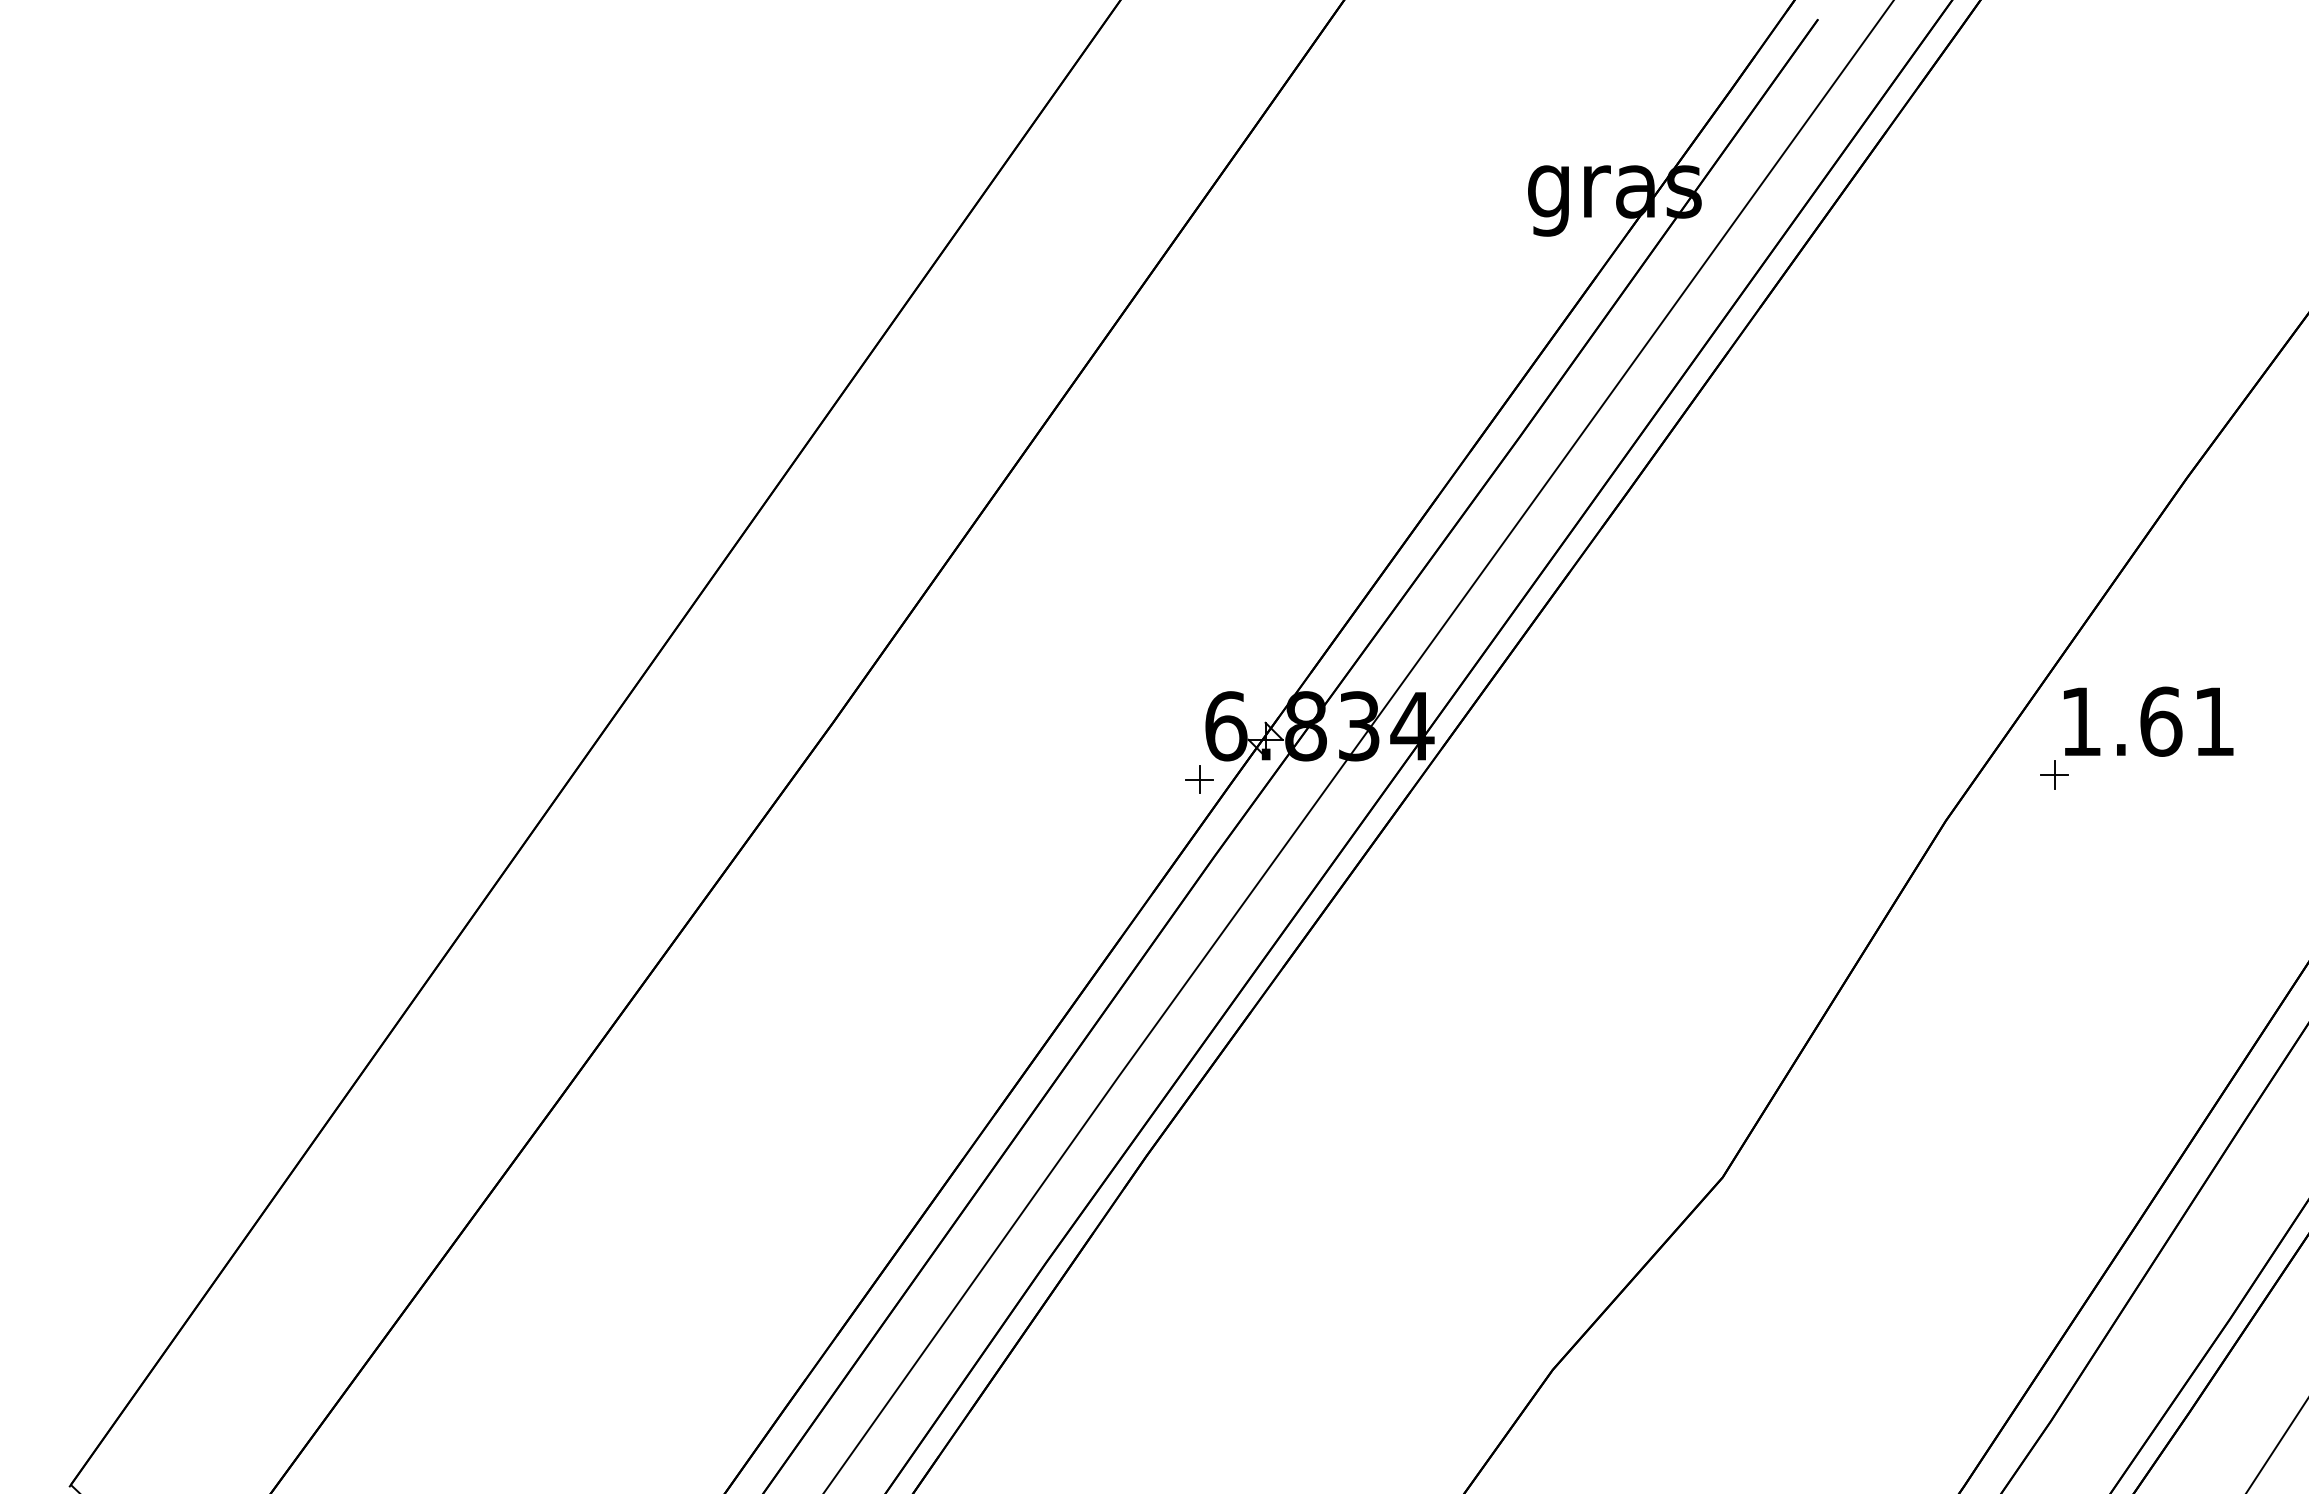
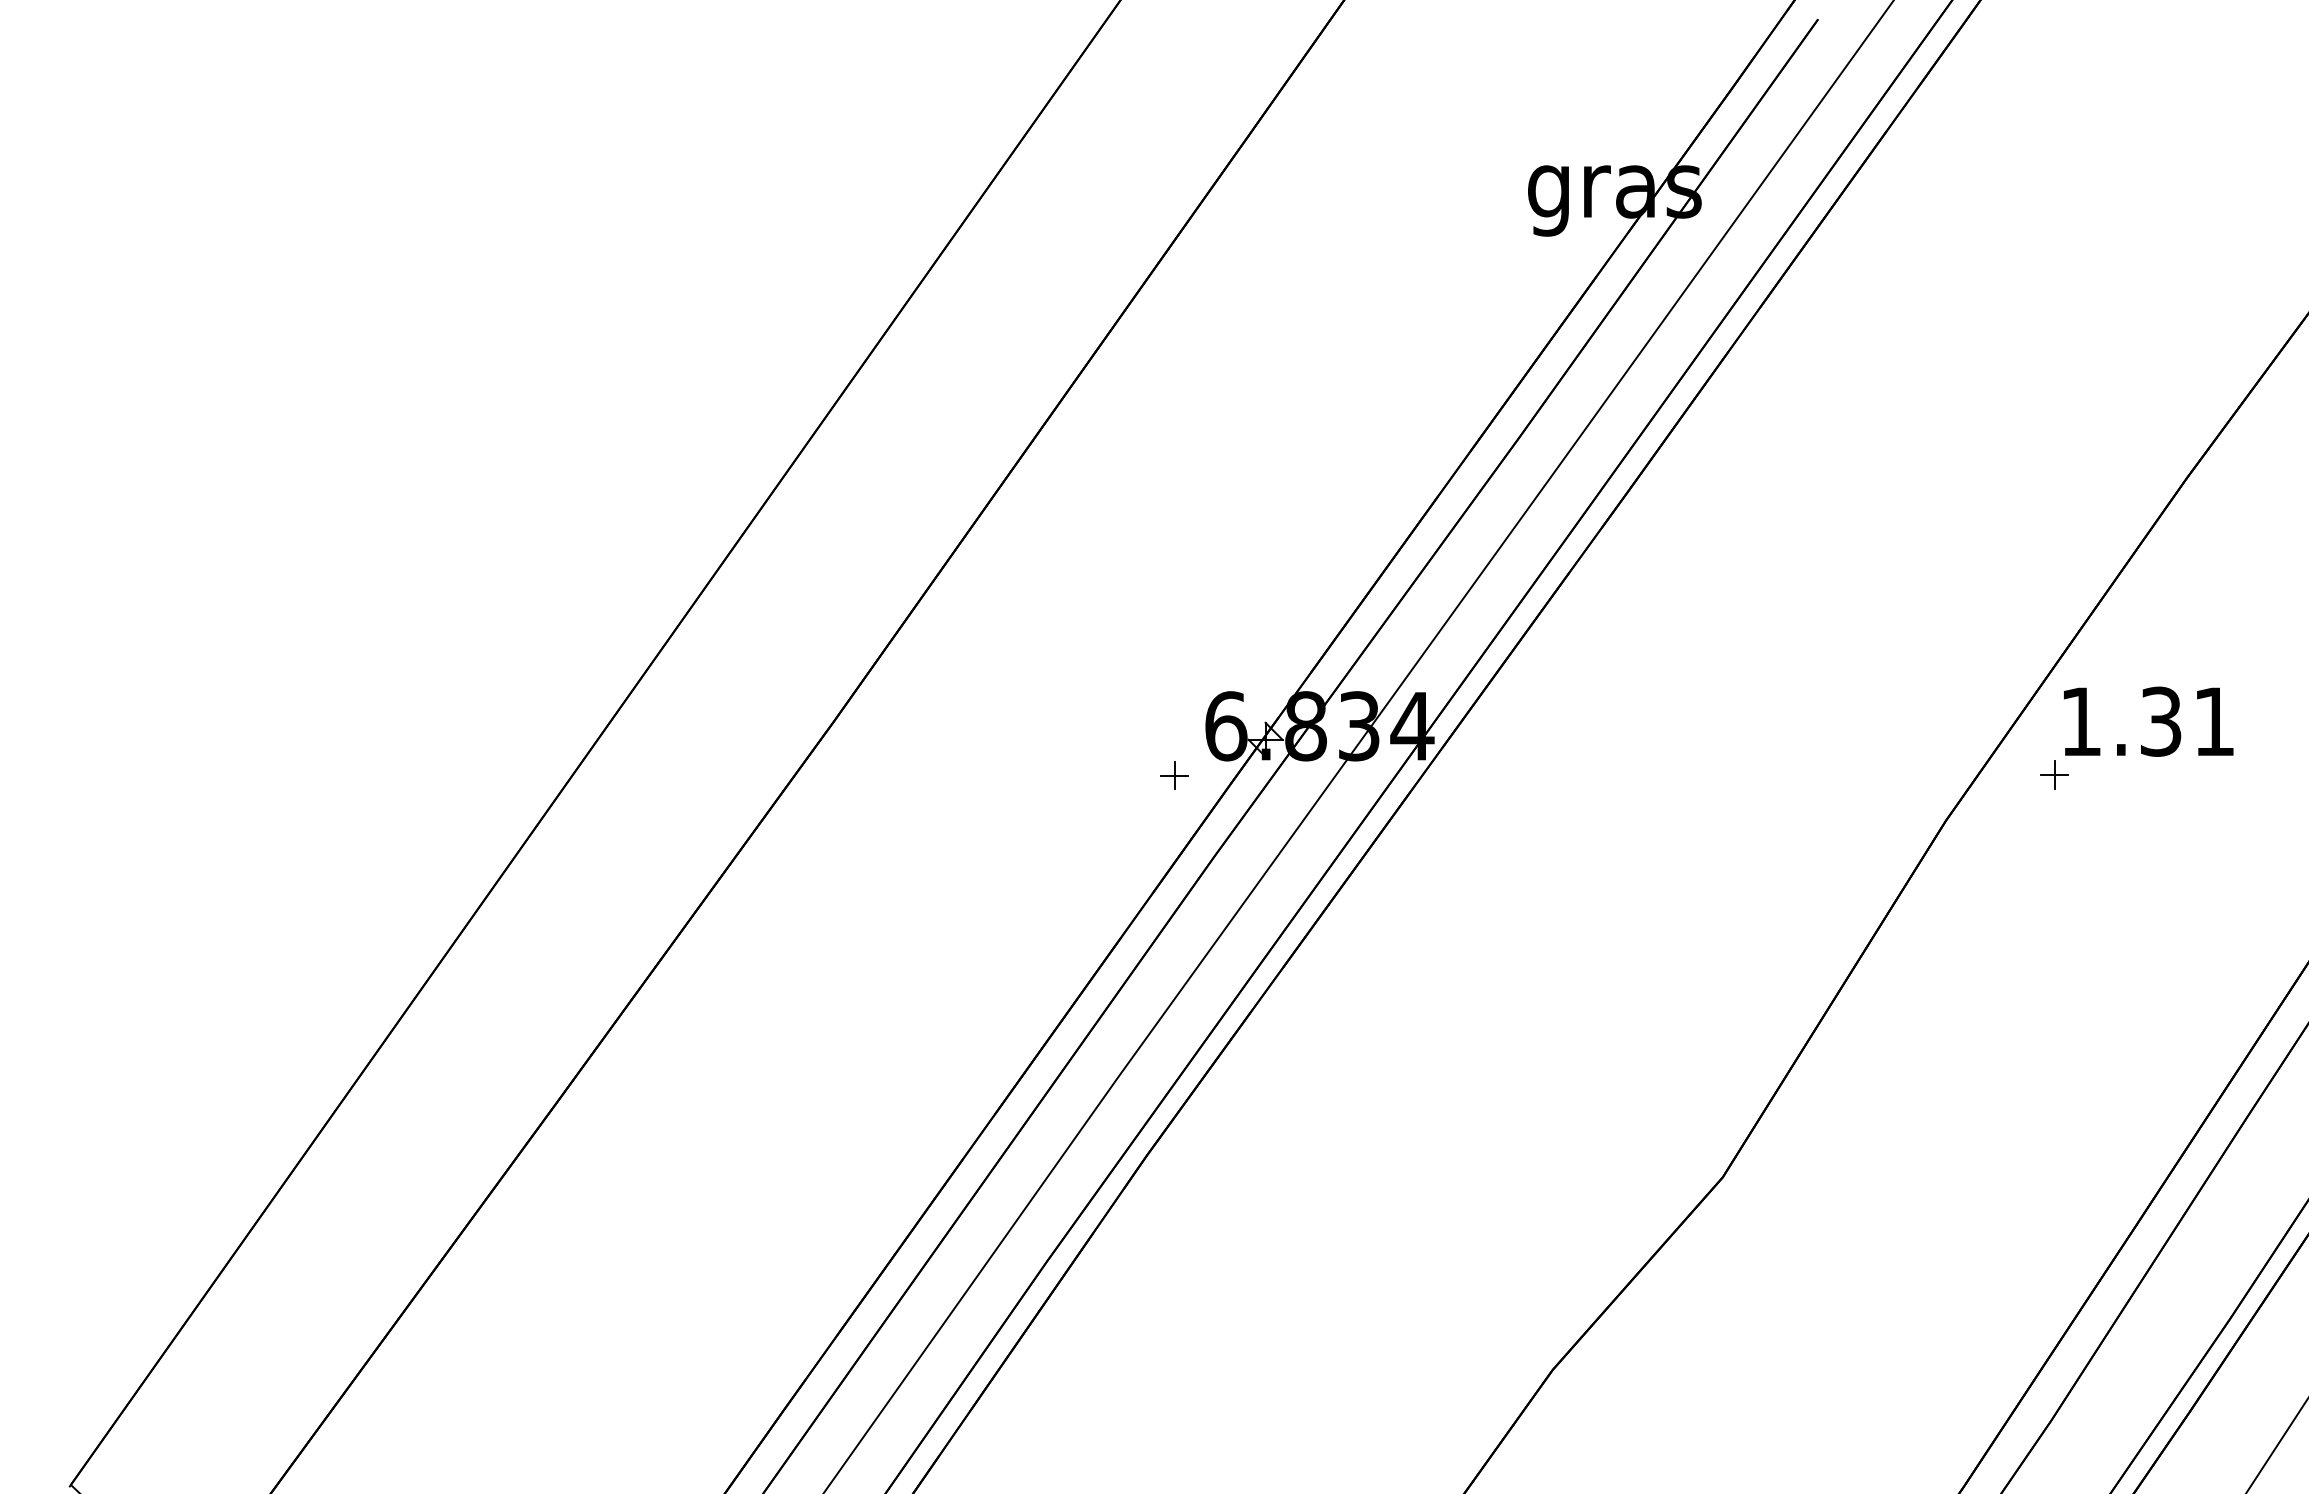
text: 1.61 -> 1.31 (2161, 721)
part position: (1199, 779) -> (1174, 775) (1174, 775)
